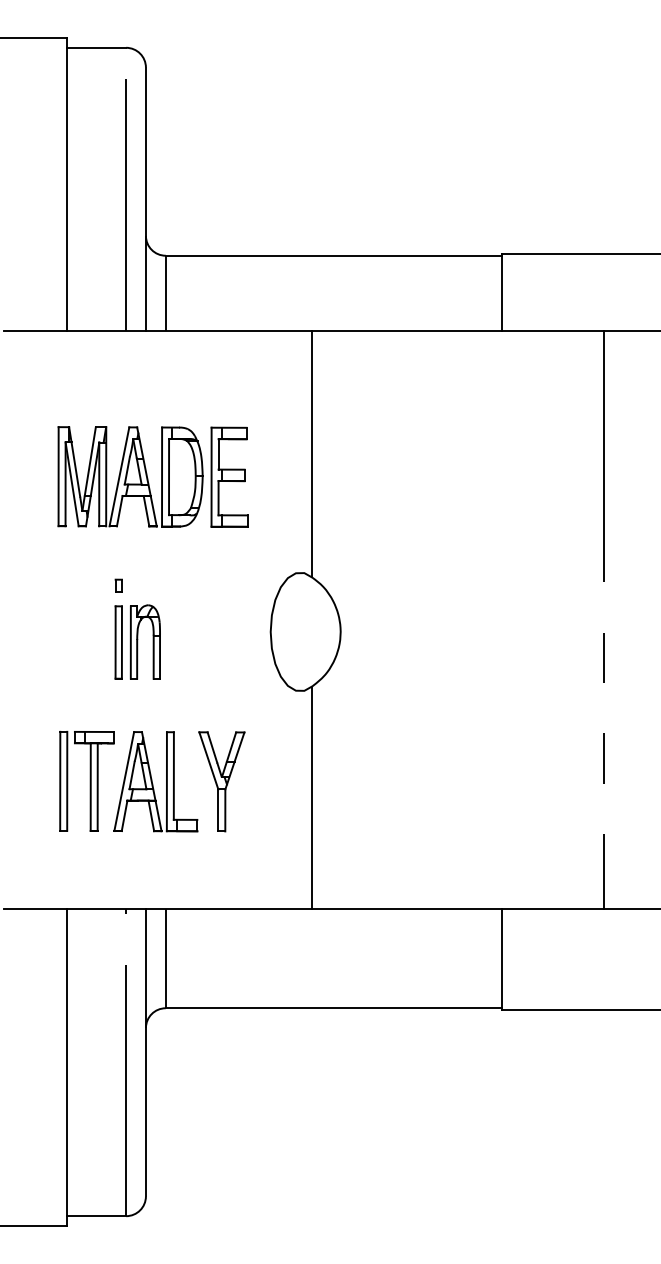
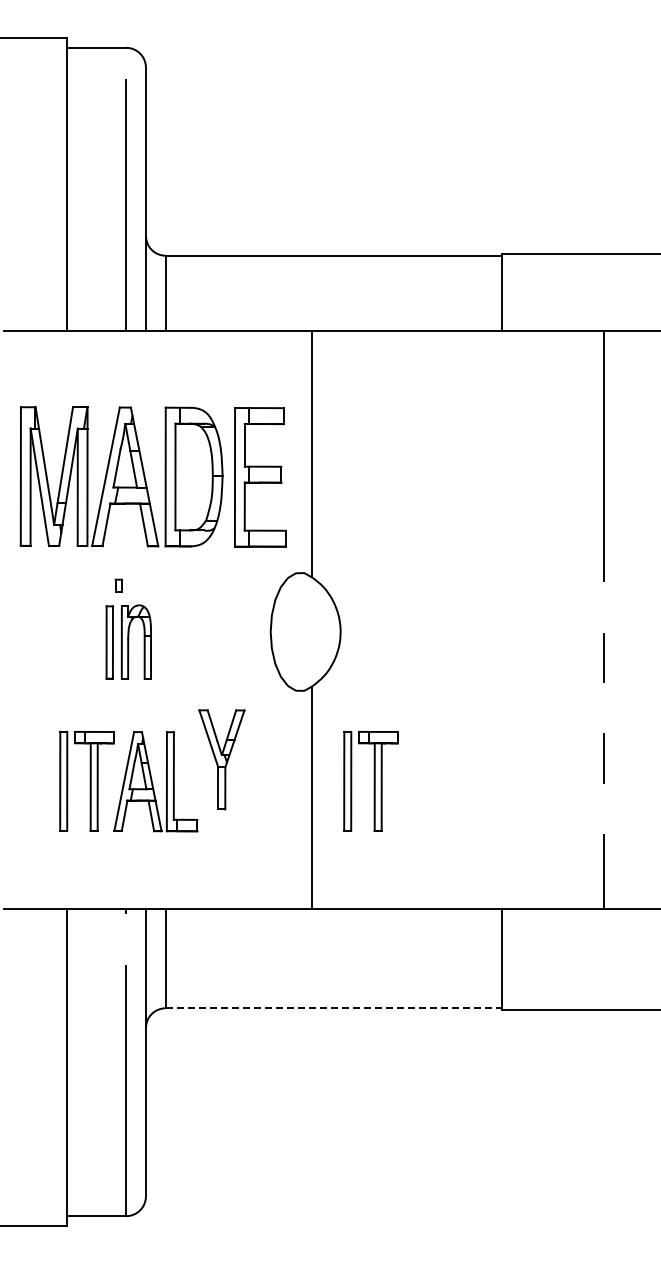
part size: 192x102 px -> 268x142 px (152, 476)
part position: (137, 641) -> (128, 641) (128, 641)
part position: (221, 781) -> (221, 759) (221, 759)
part: none -> present (370, 781)
line: solid -> dashed (334, 1008)
